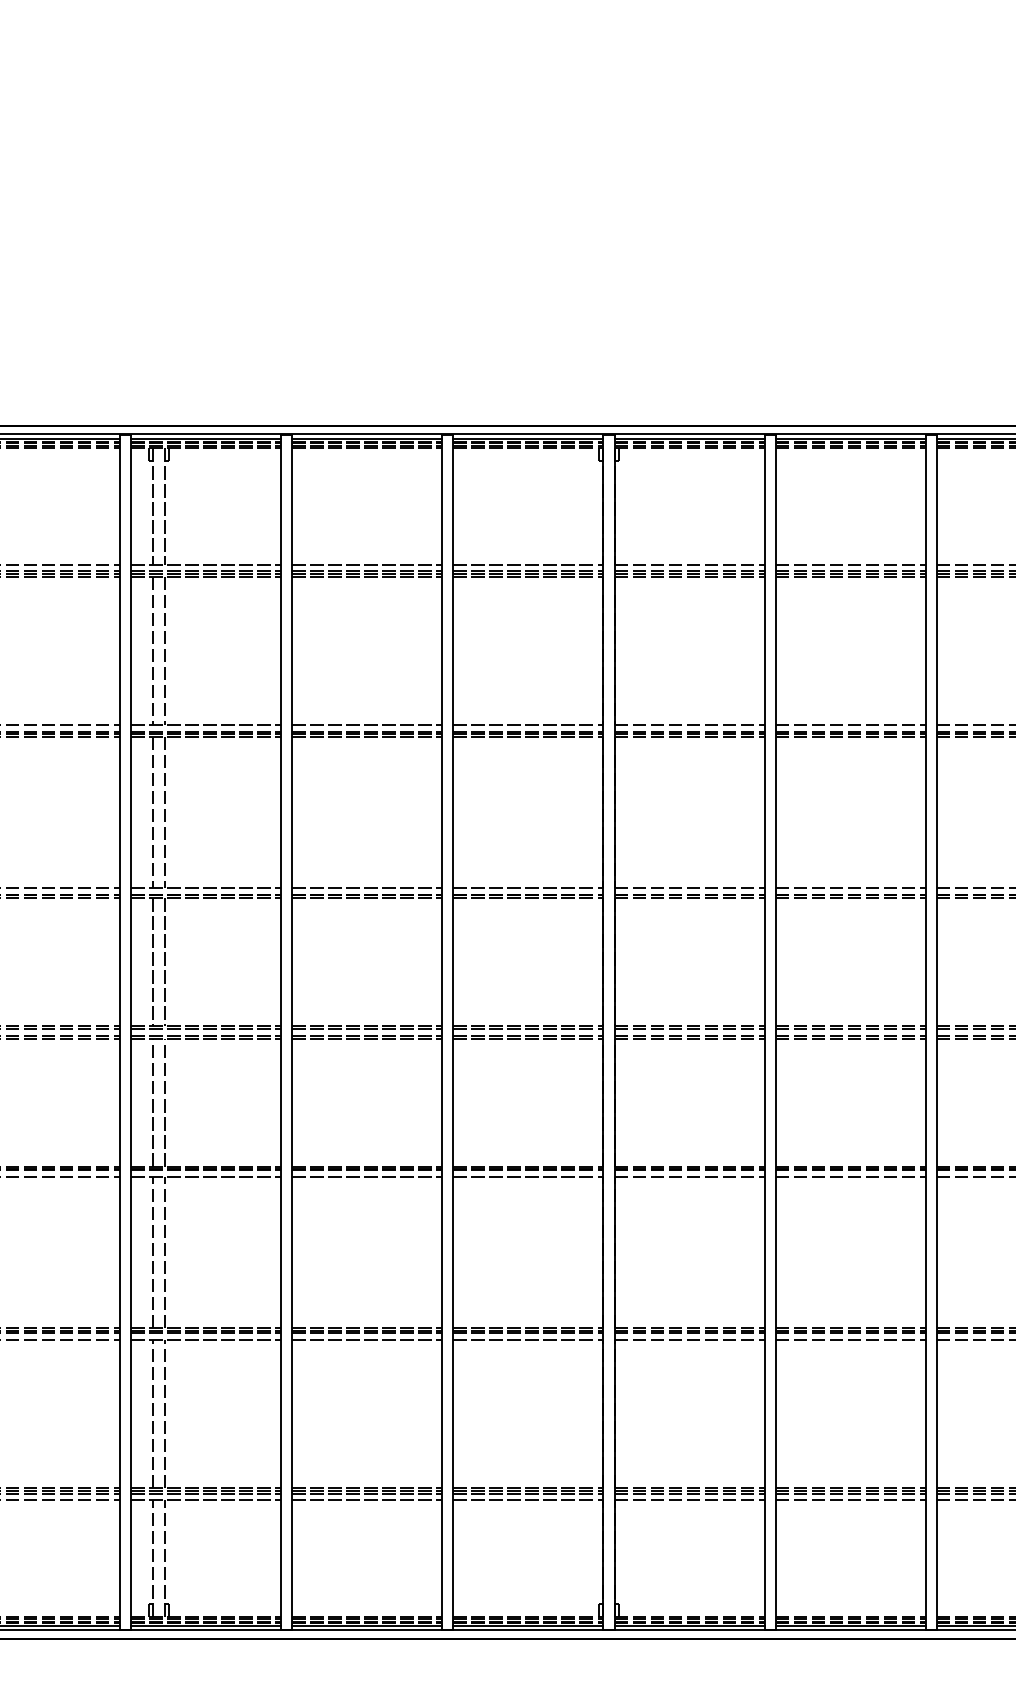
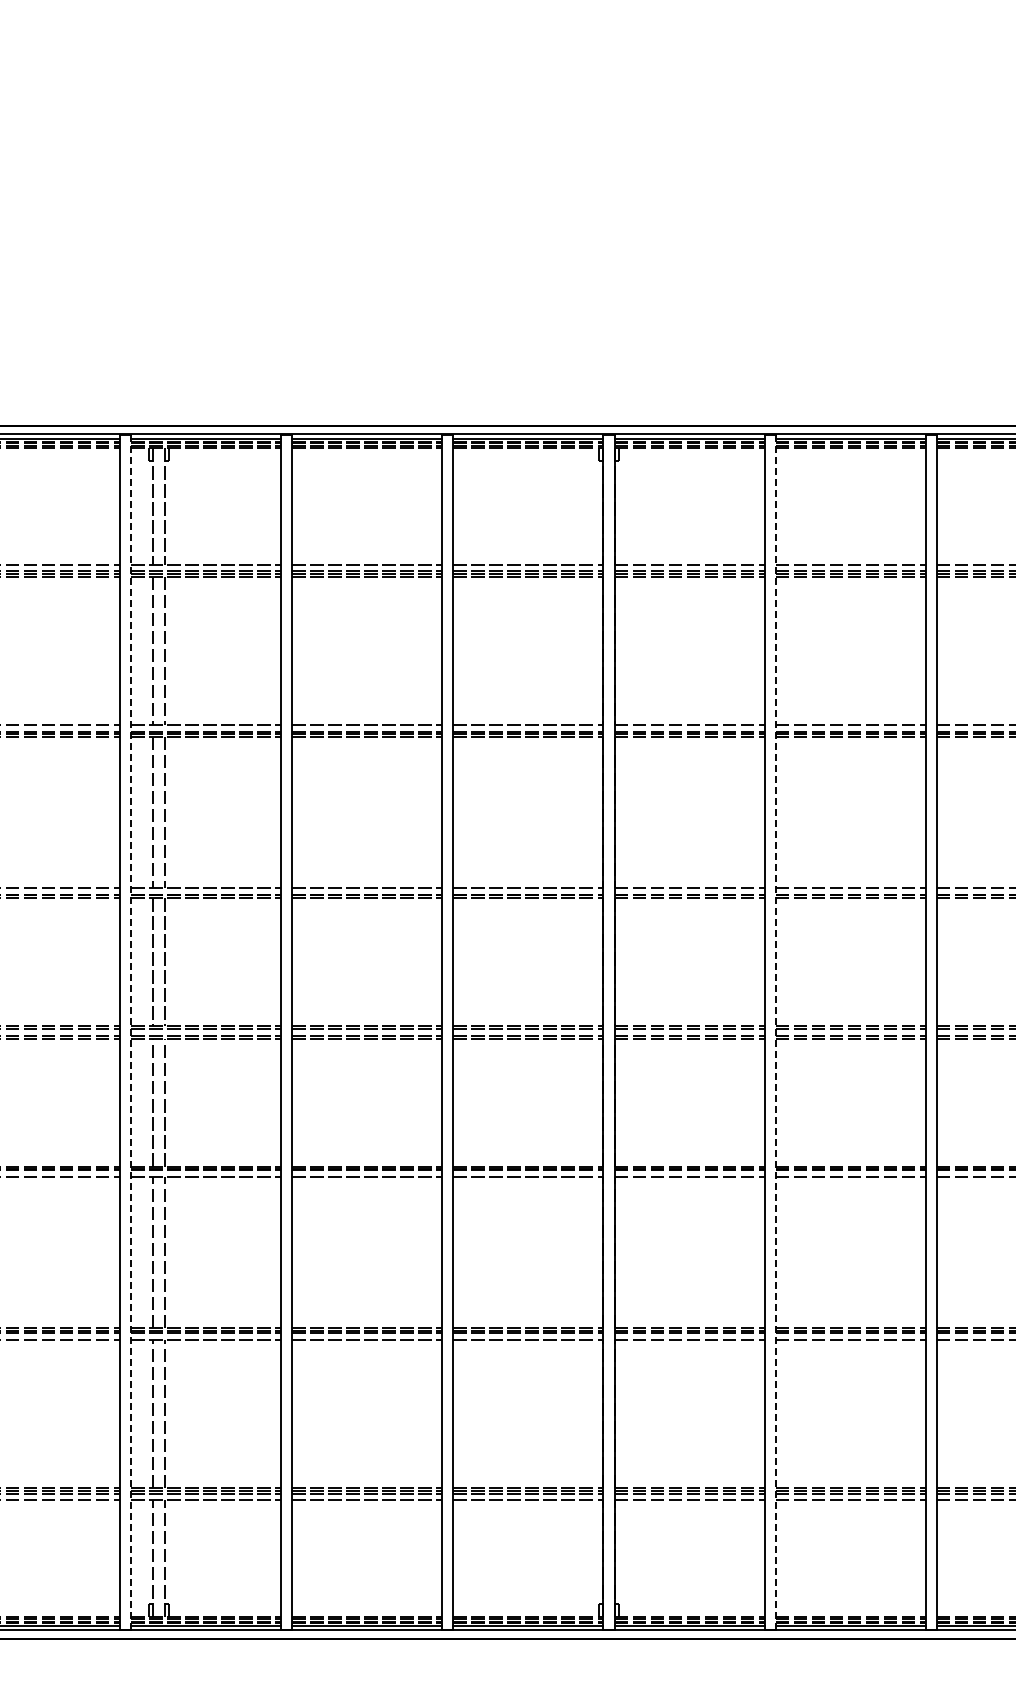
line: solid -> dashed (131, 1031)
line: solid -> dashed (775, 1031)
